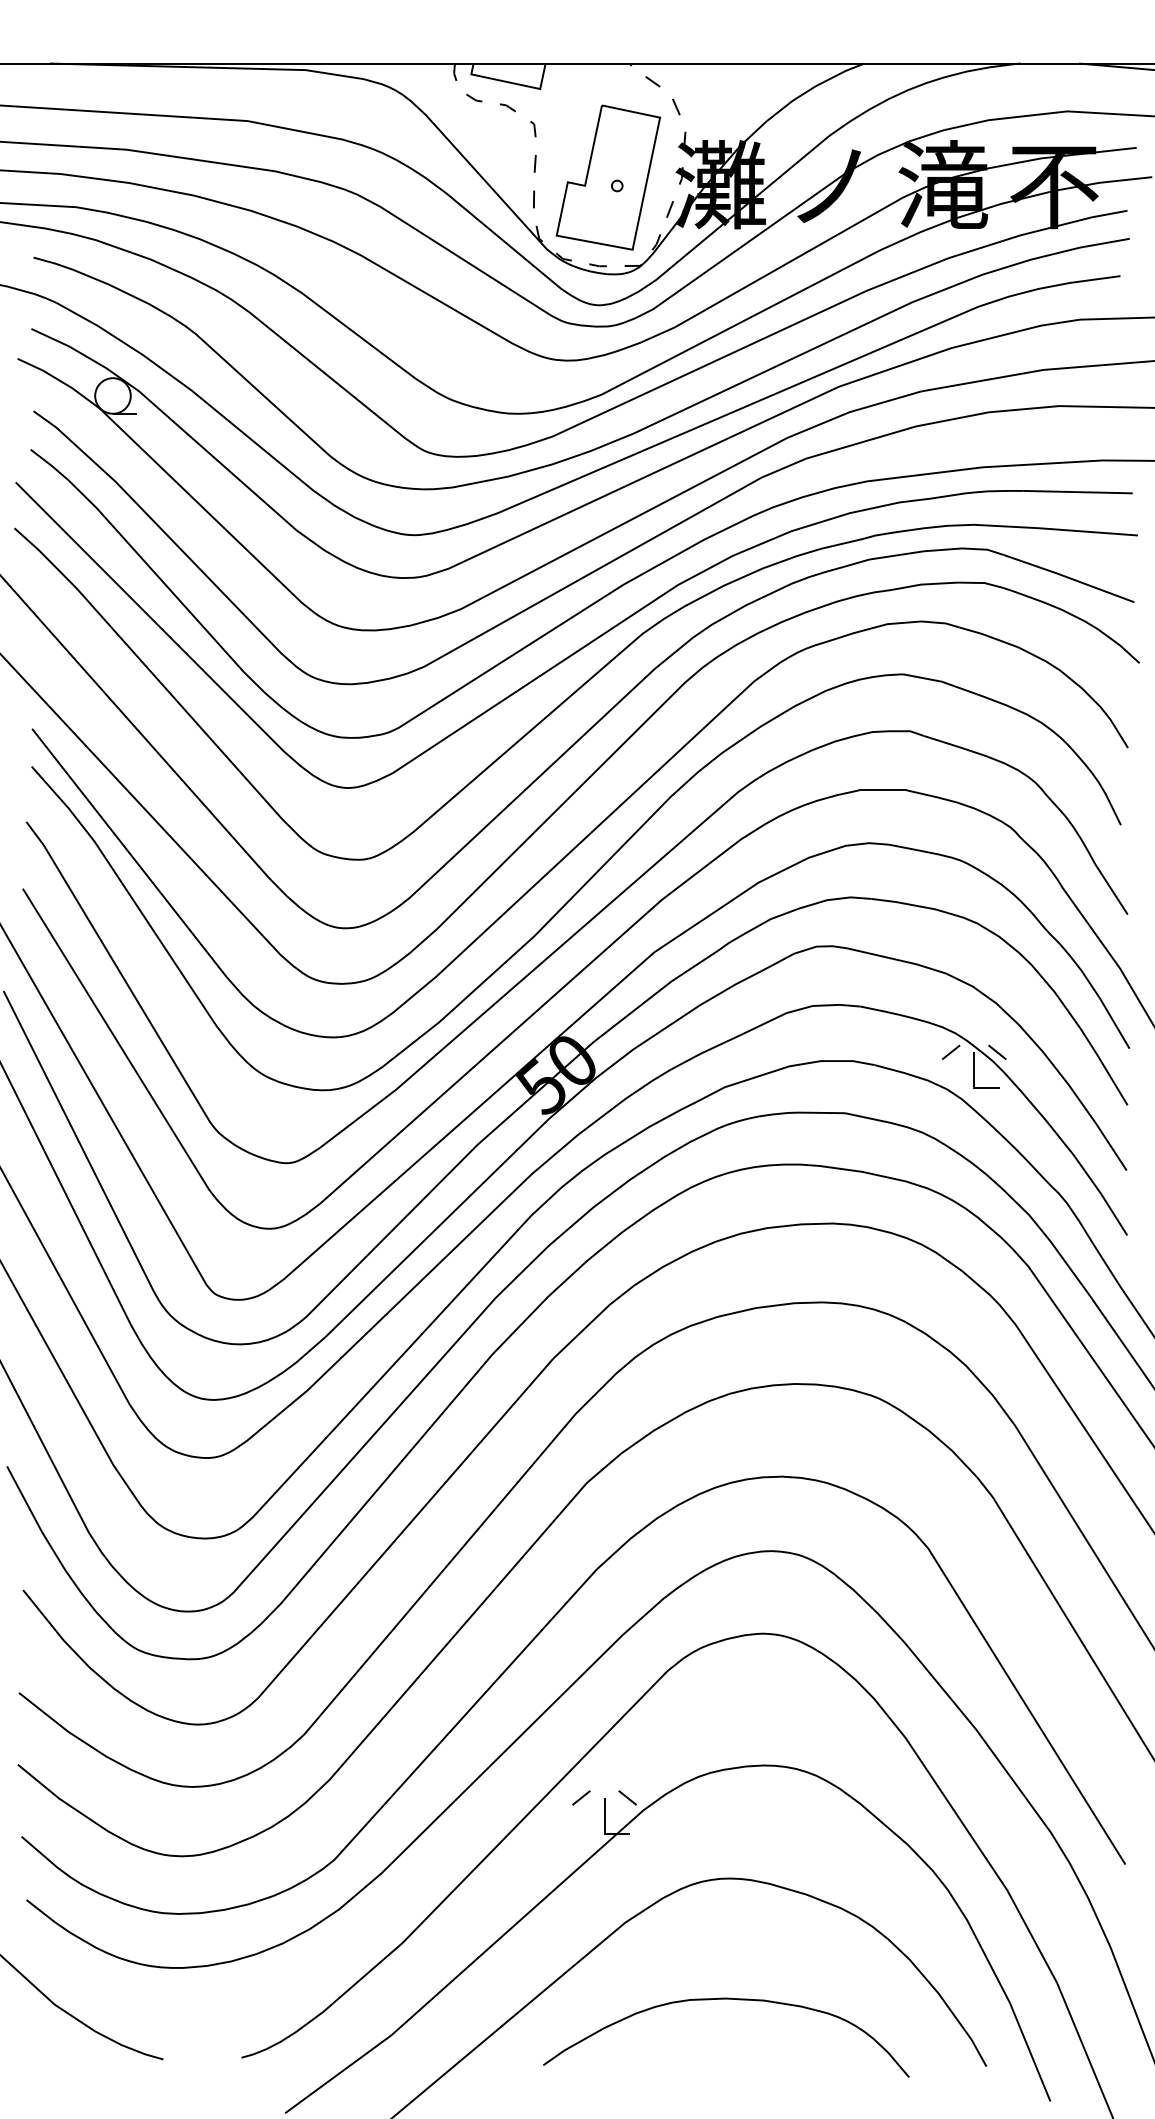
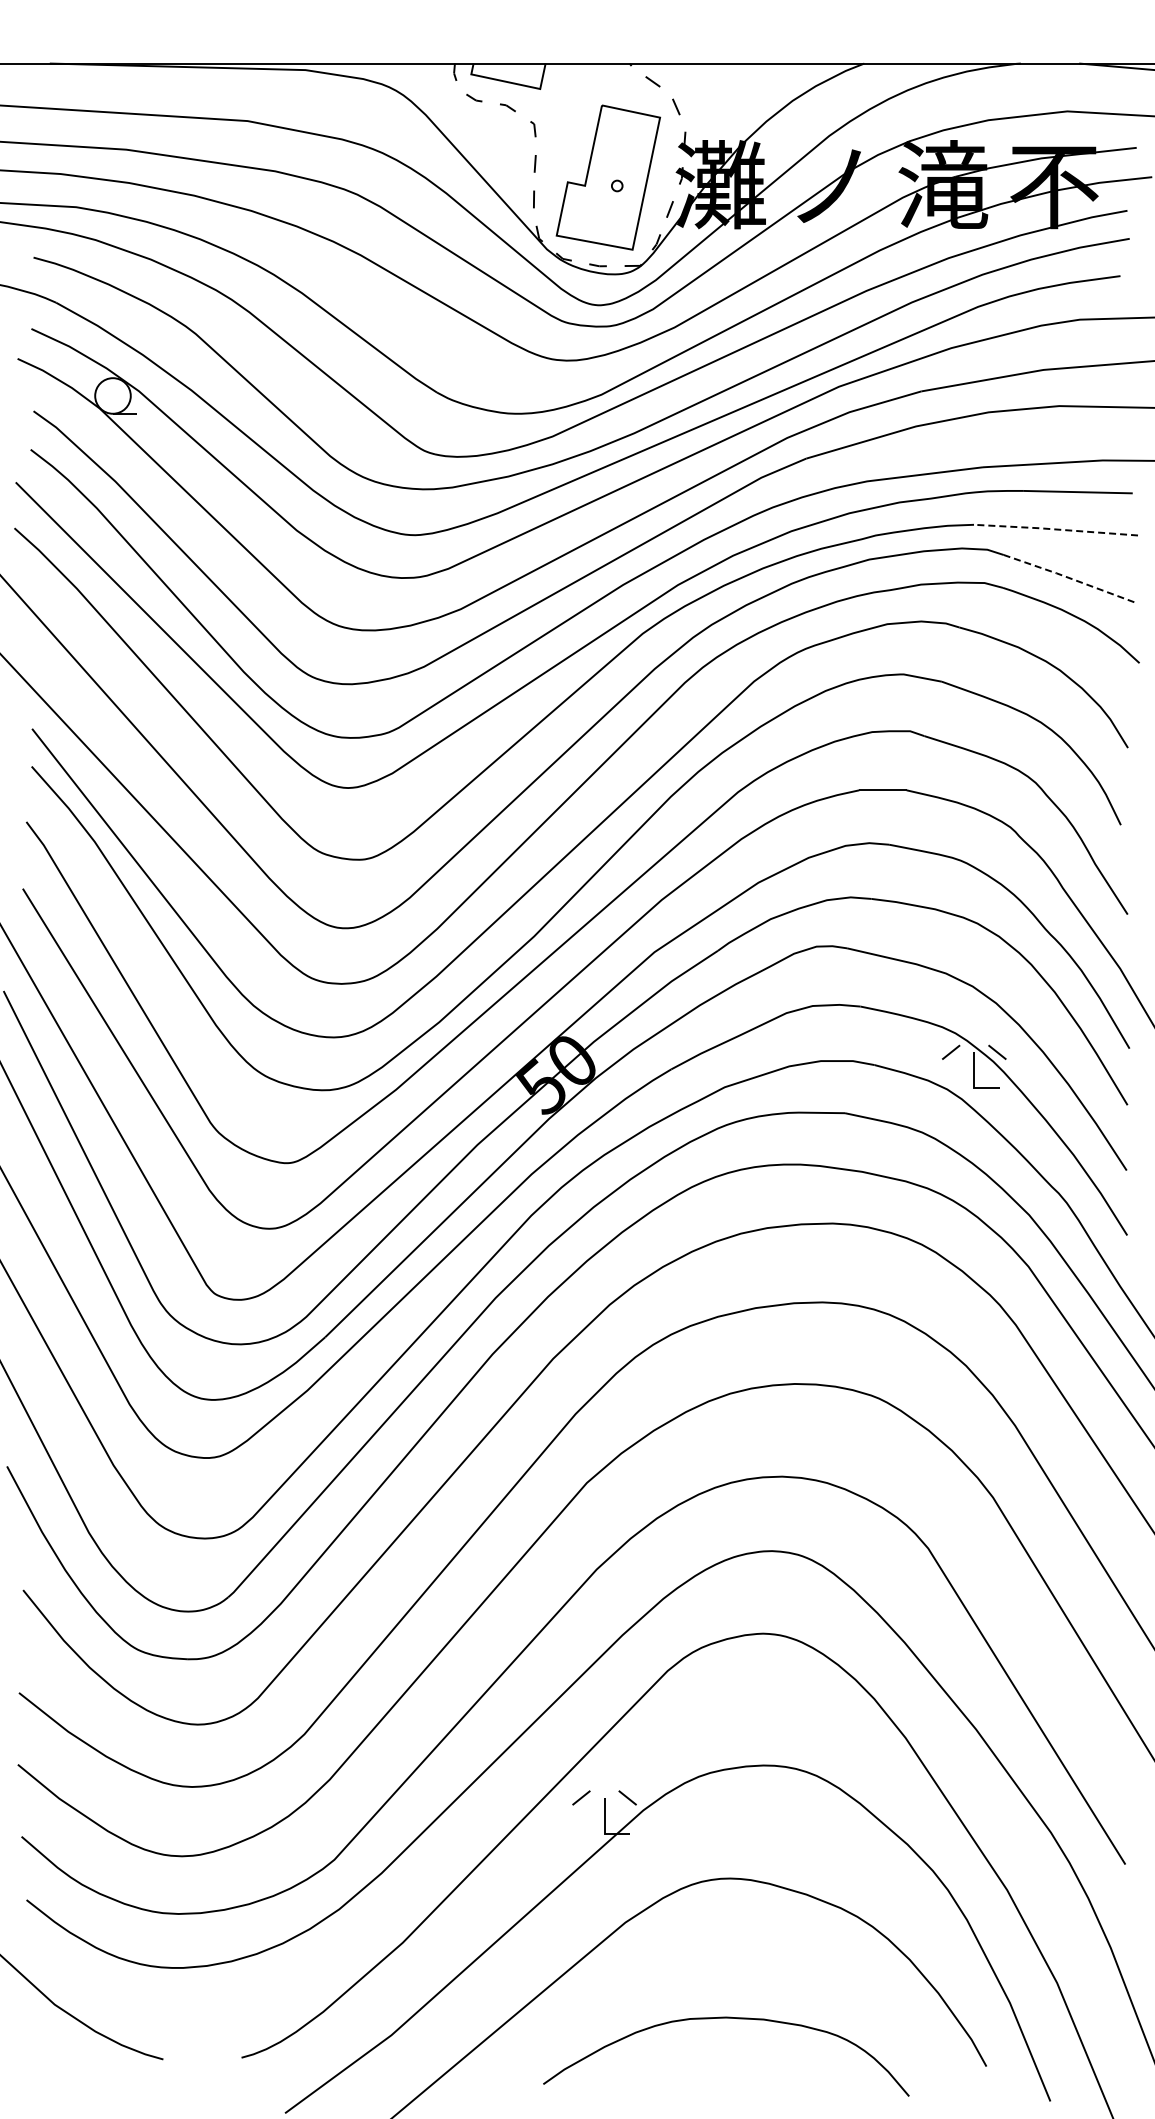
line: solid -> dashed (1055, 529)
line: solid -> dashed (1067, 577)
curve position: (726, 1999) -> (726, 2018) (726, 2018)
